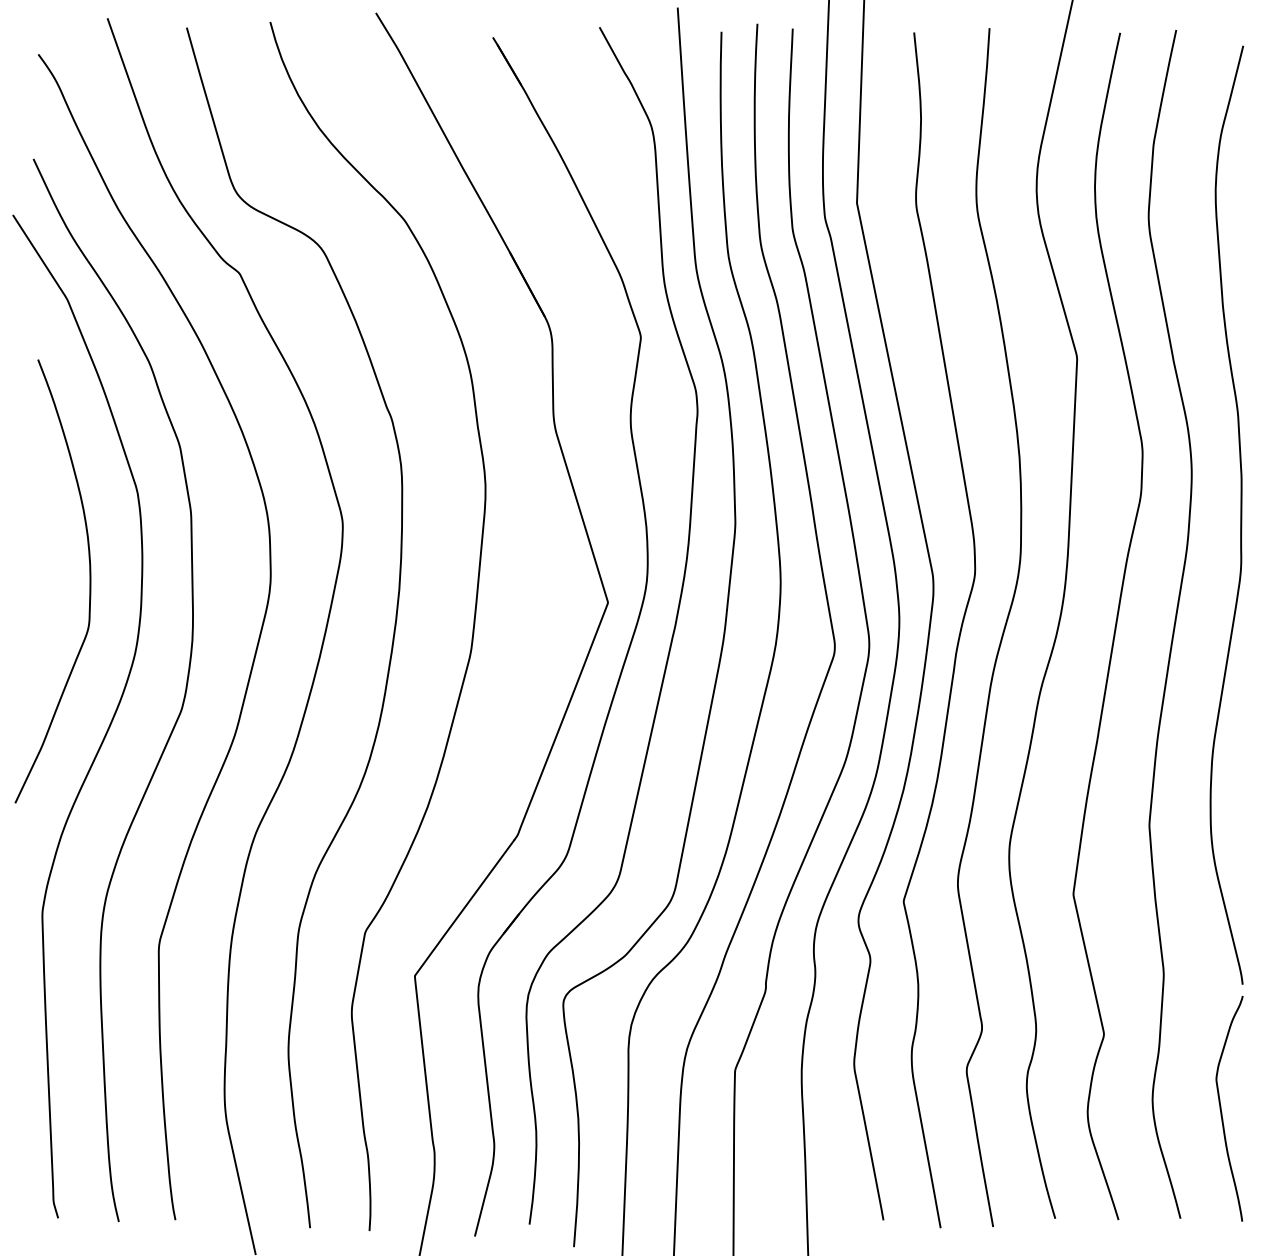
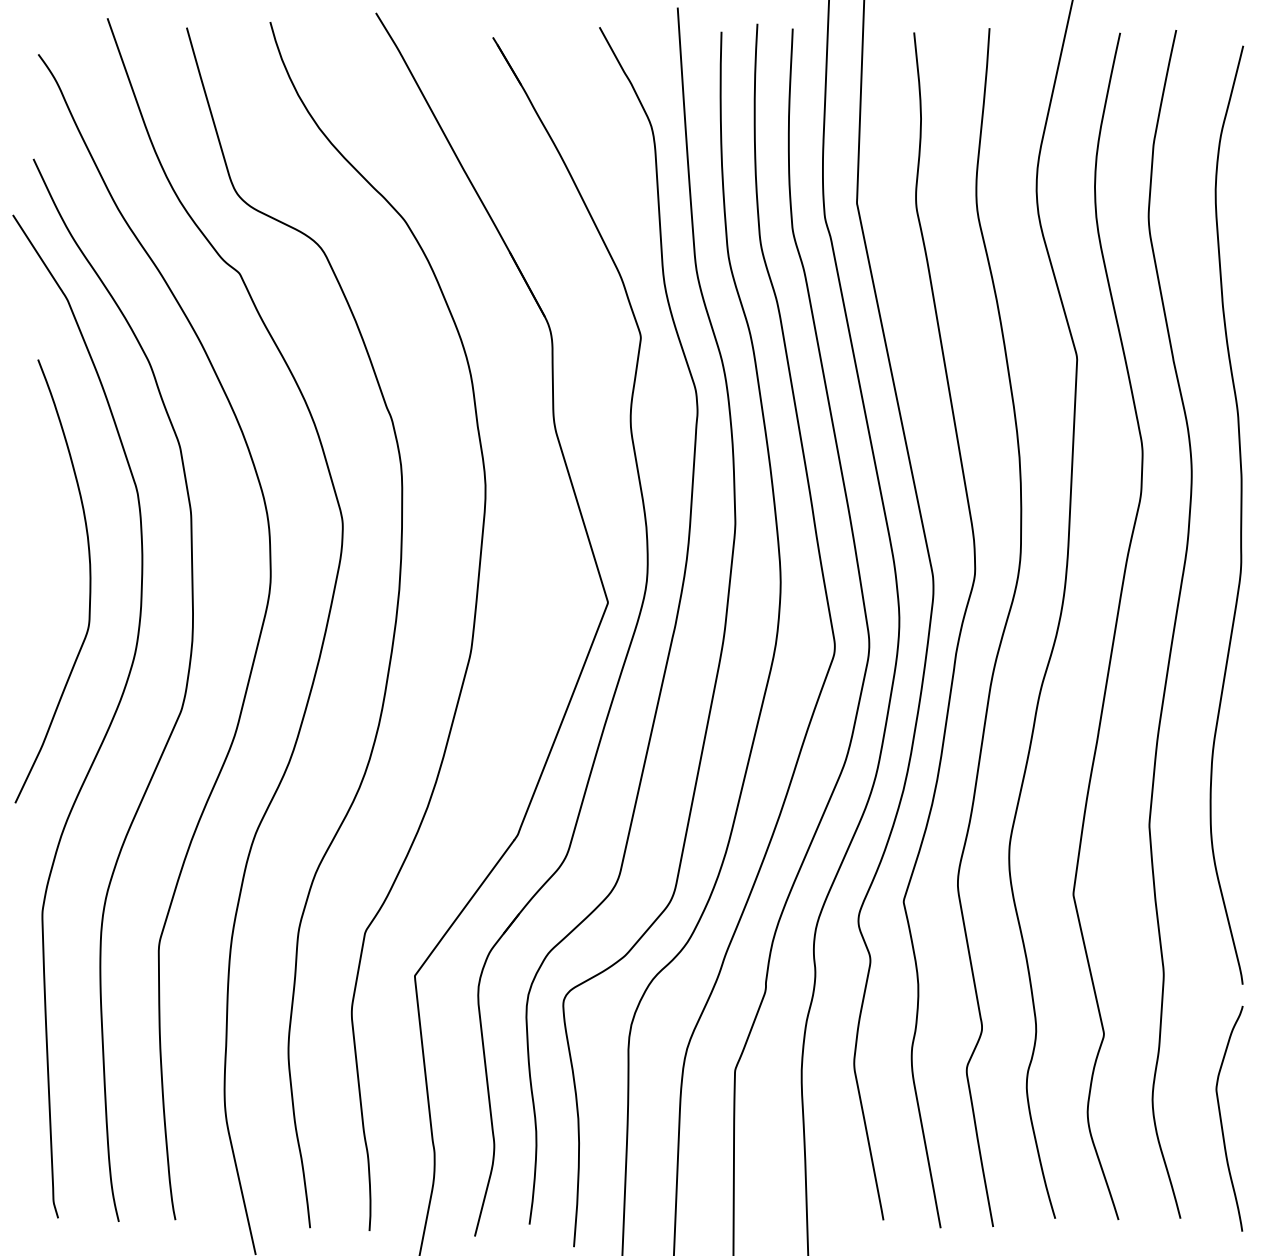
curve position: (1221, 1108) -> (1221, 1118) (1221, 1118)
